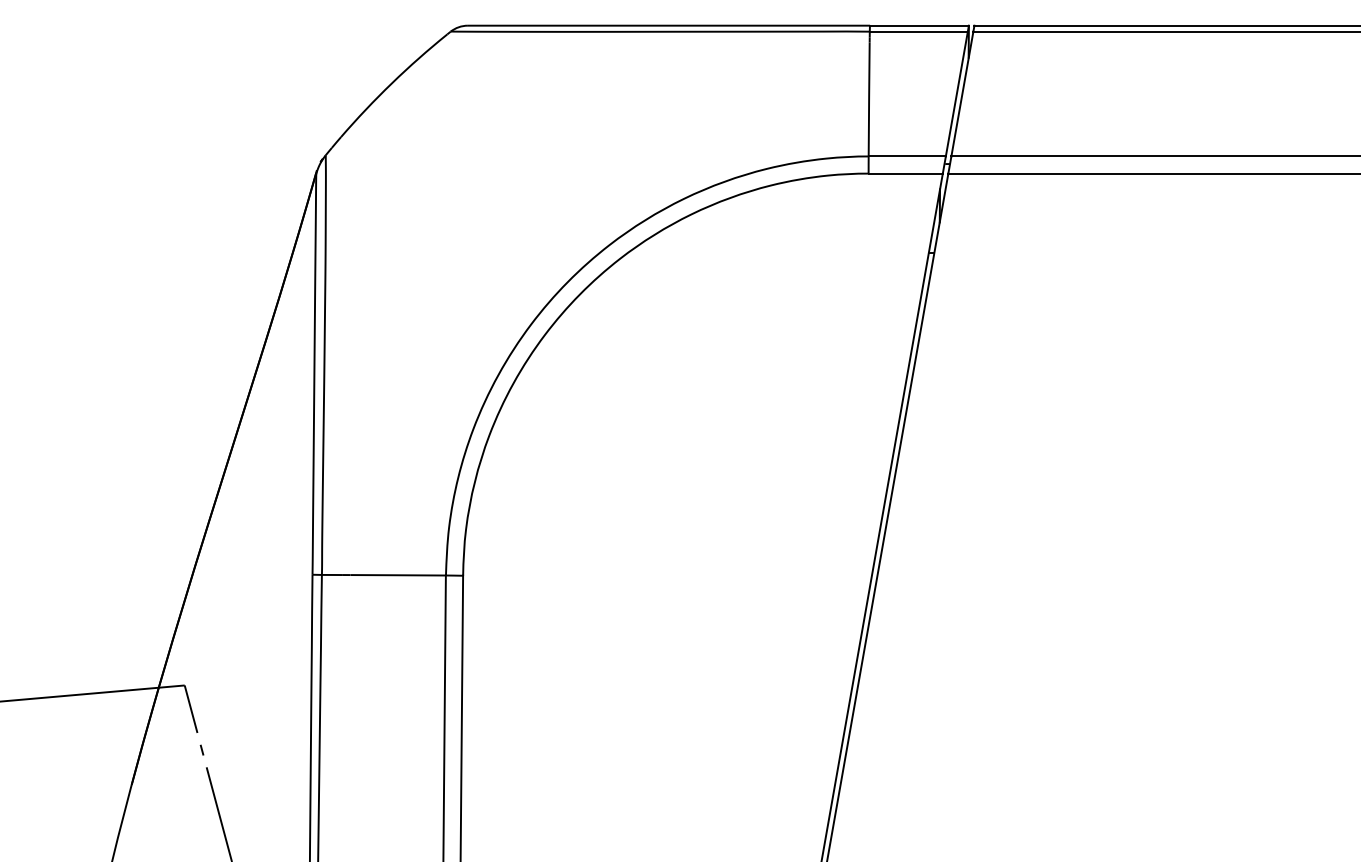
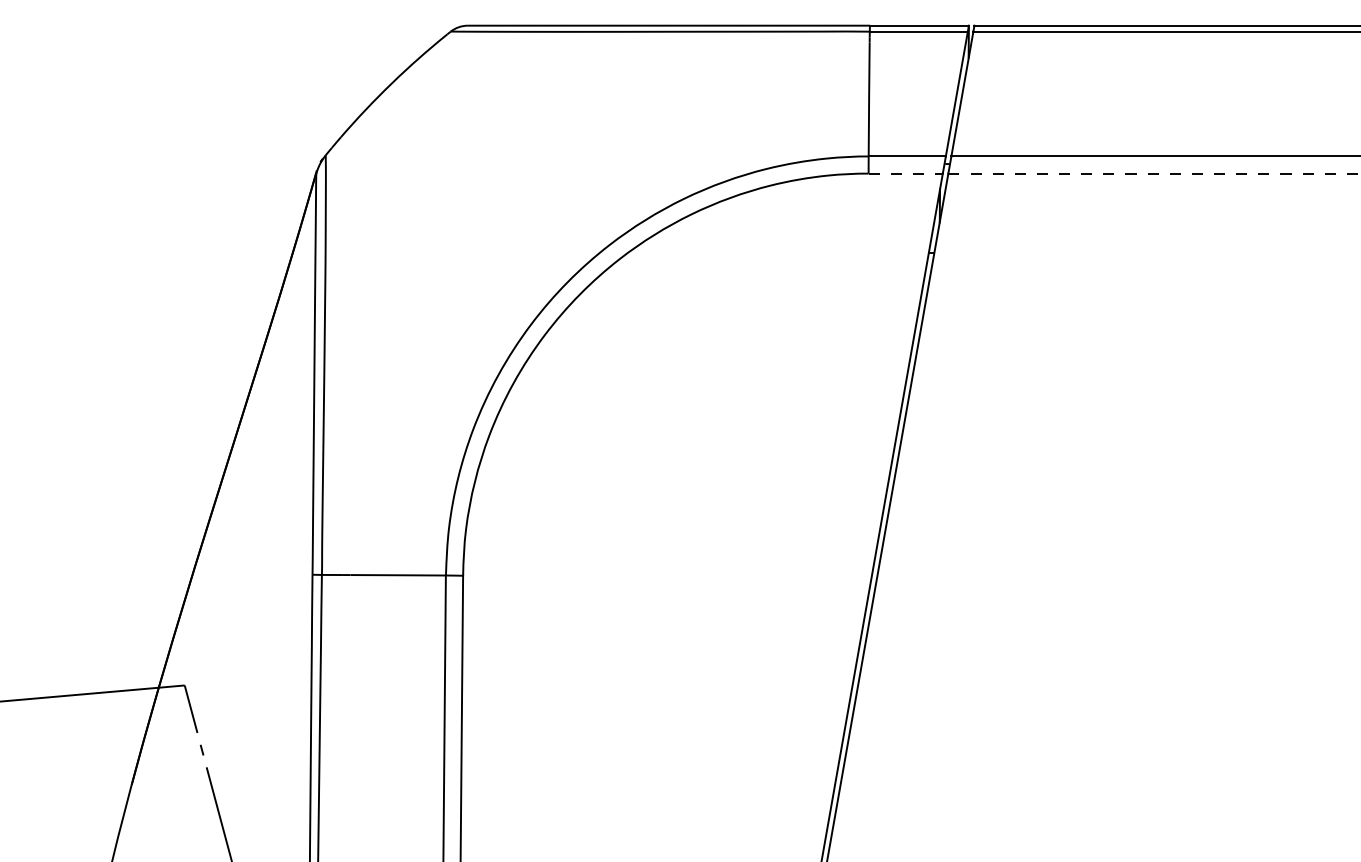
line: solid -> dashed (906, 173)
line: solid -> dashed (1155, 173)
